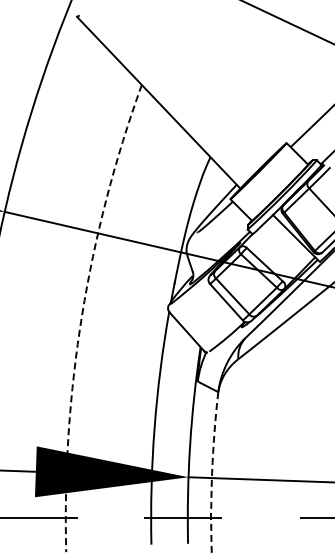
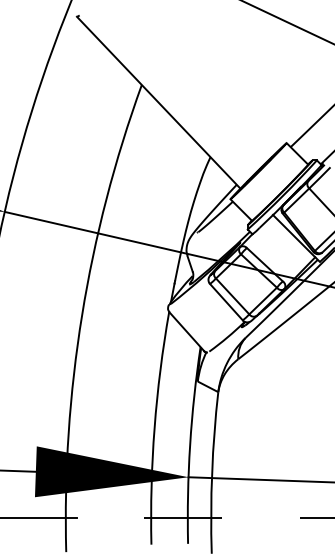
arc: dashed -> solid (82, 315)
arc: dashed -> solid (212, 472)
